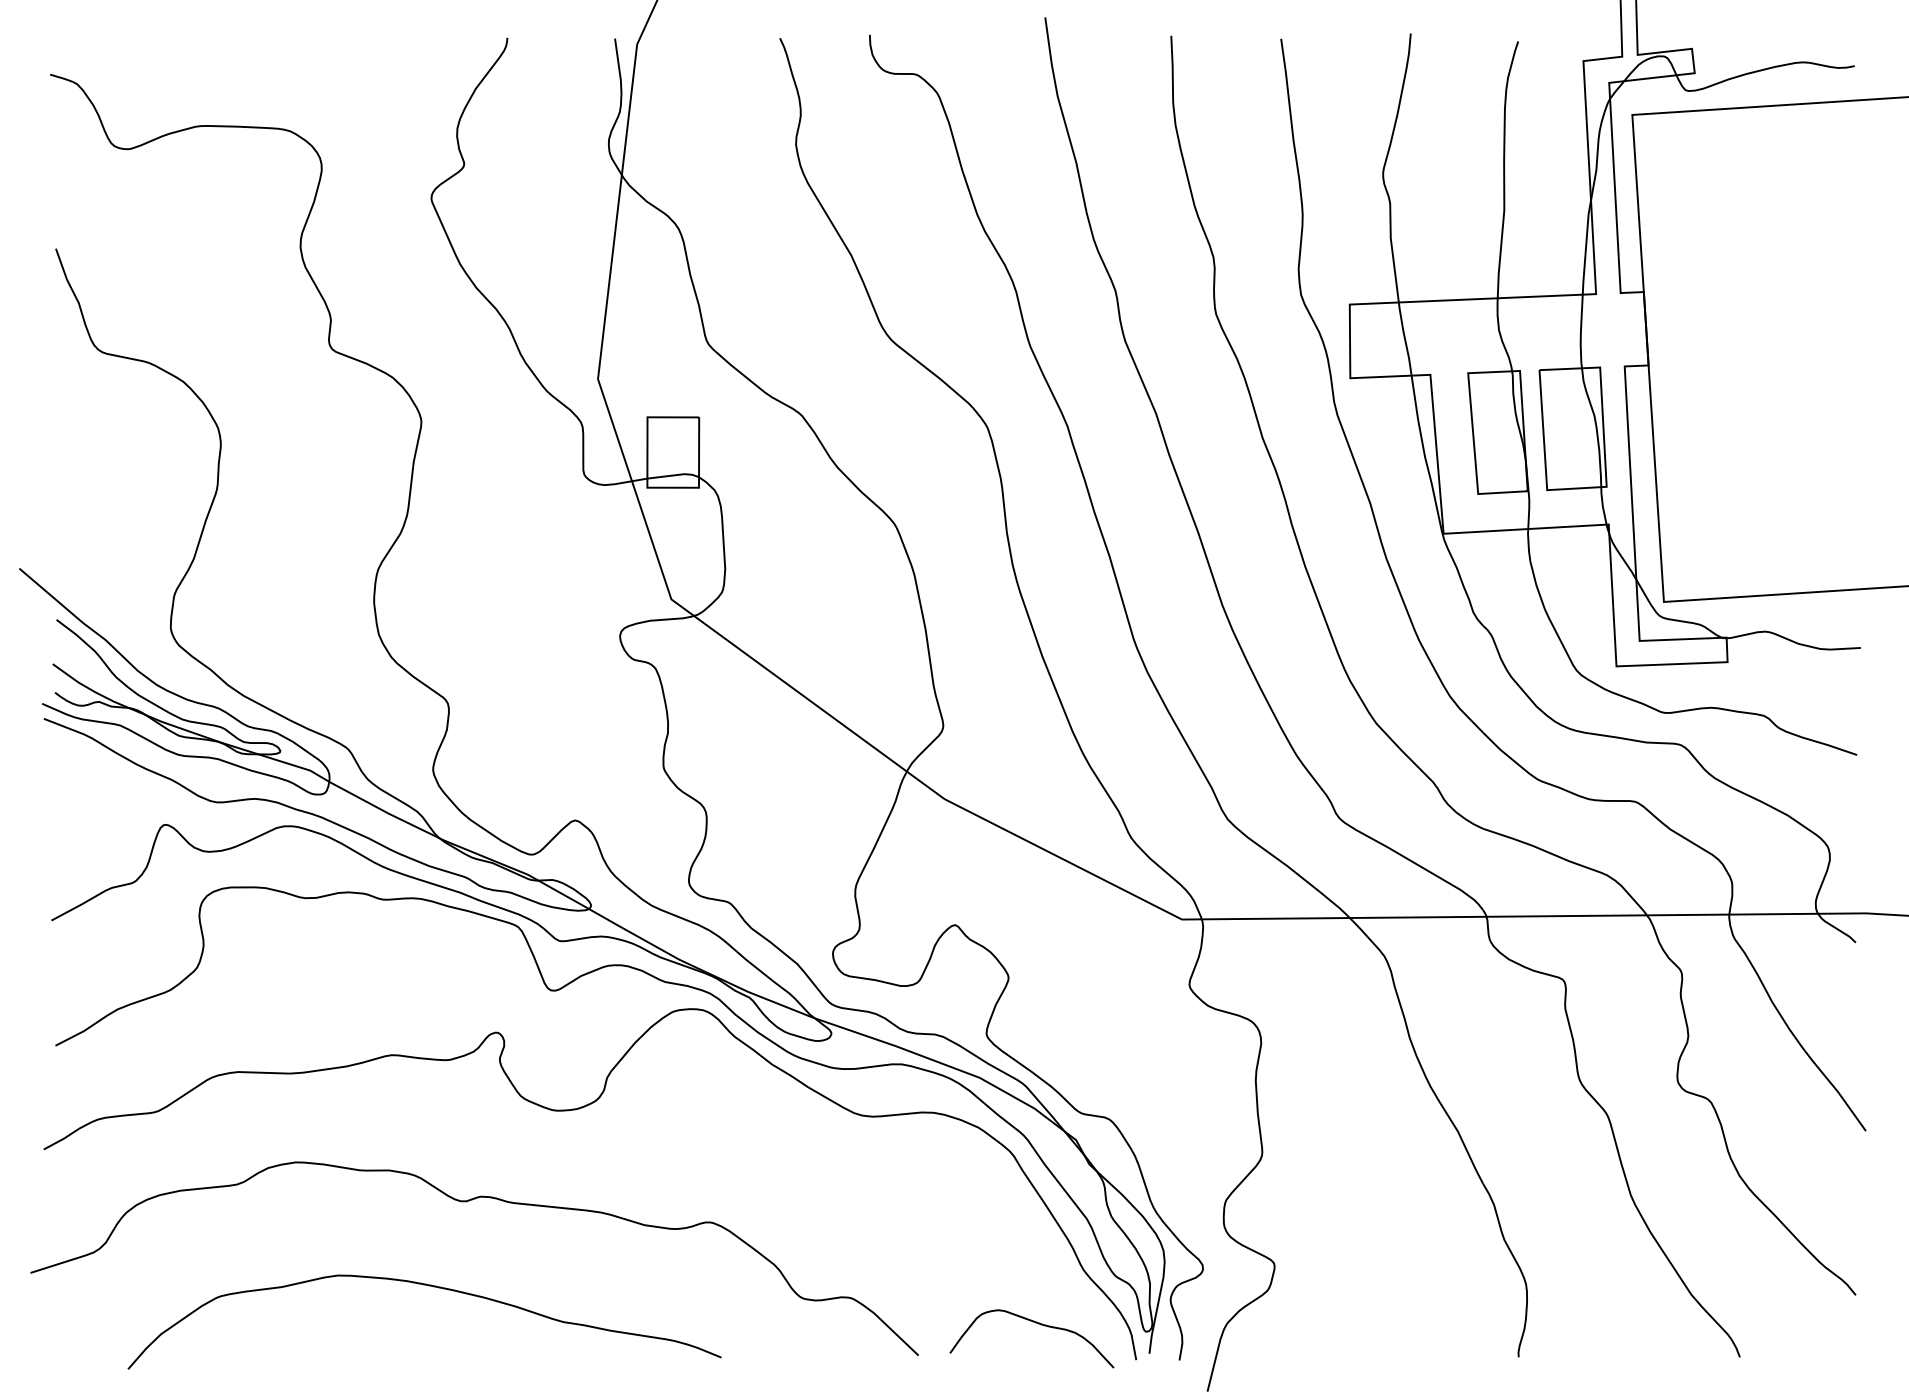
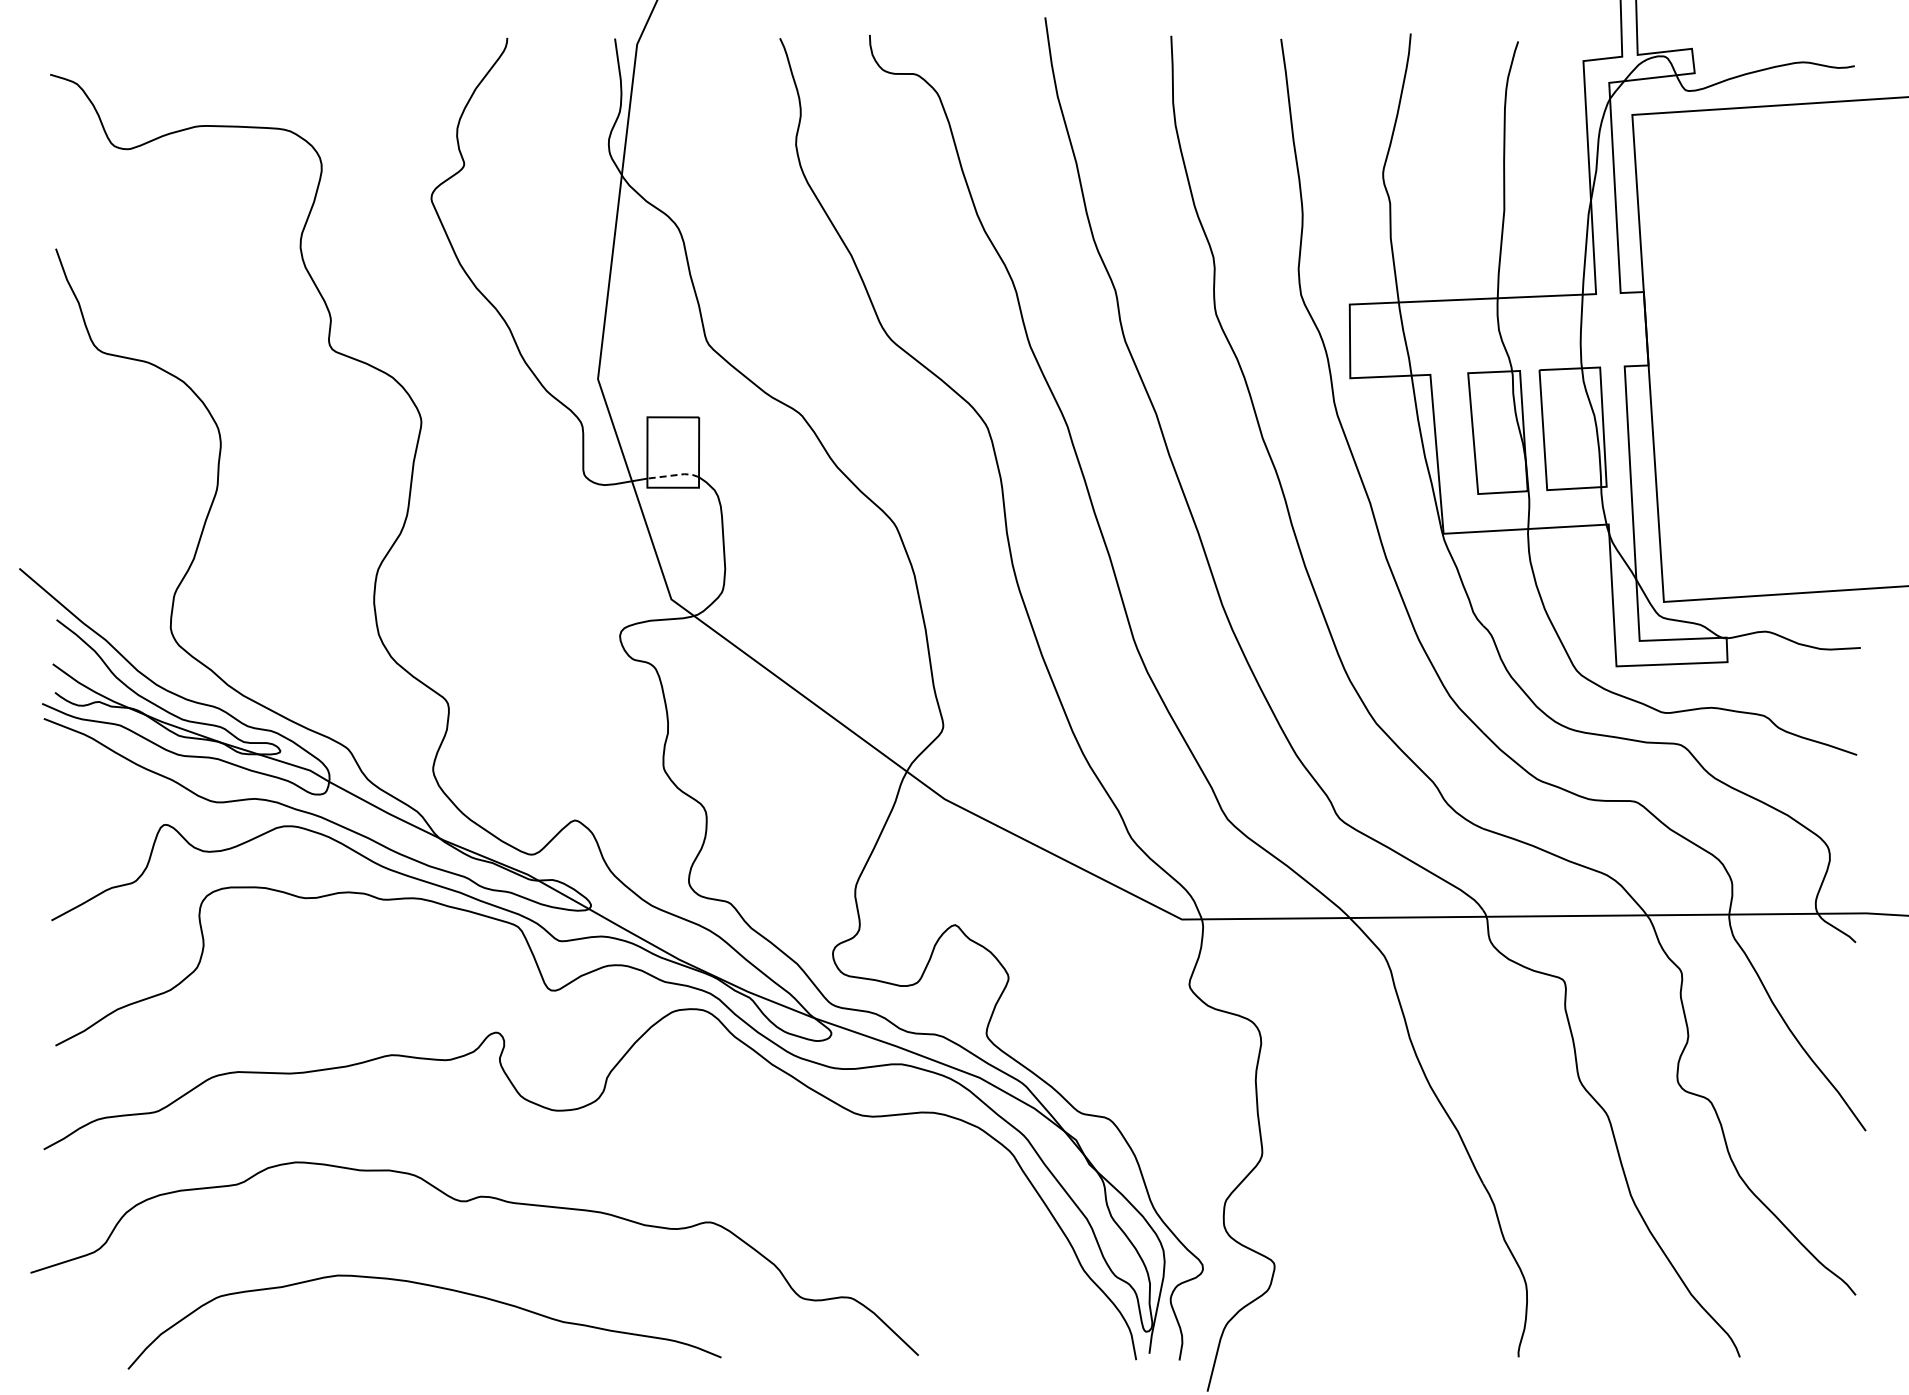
line: solid -> dashed (674, 475)
curve: present -> none (1035, 1323)
